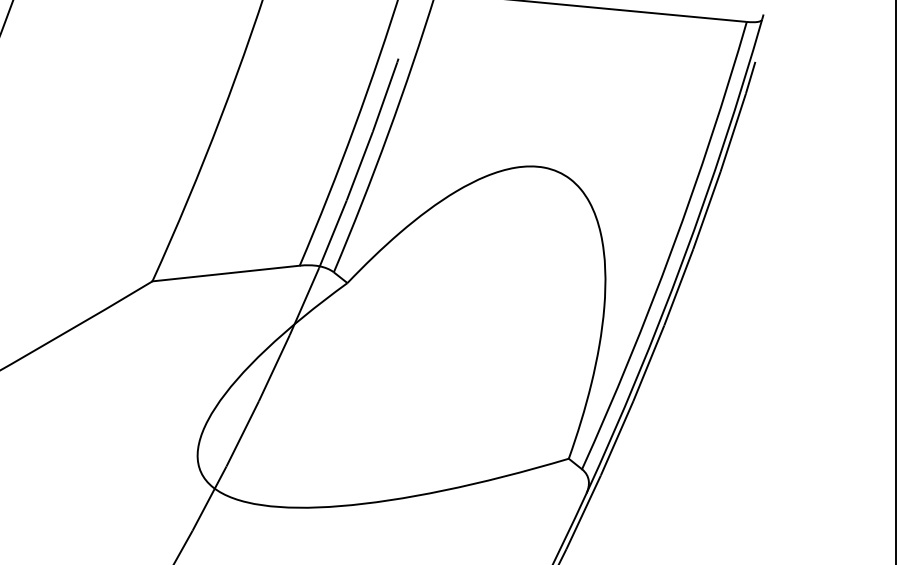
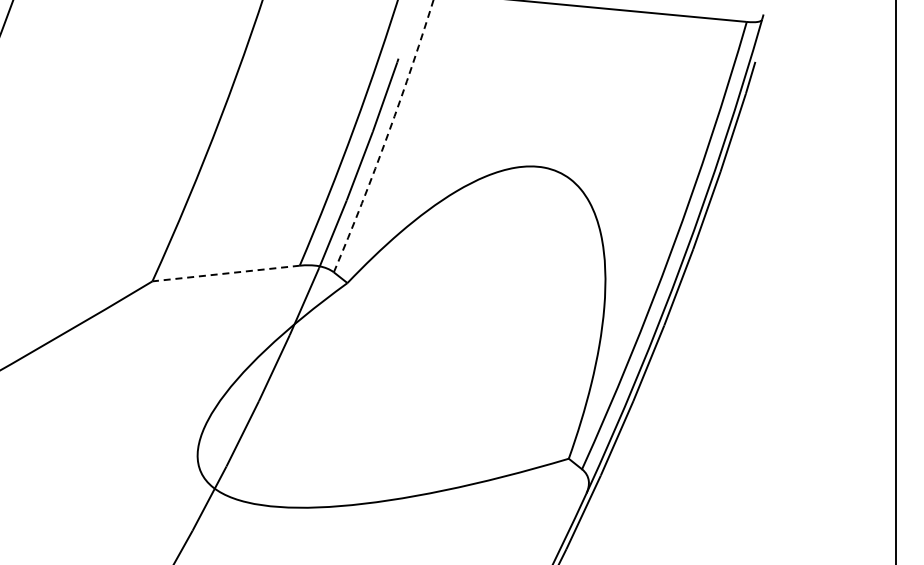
arc: solid -> dashed (387, 136)
line: solid -> dashed (225, 273)
